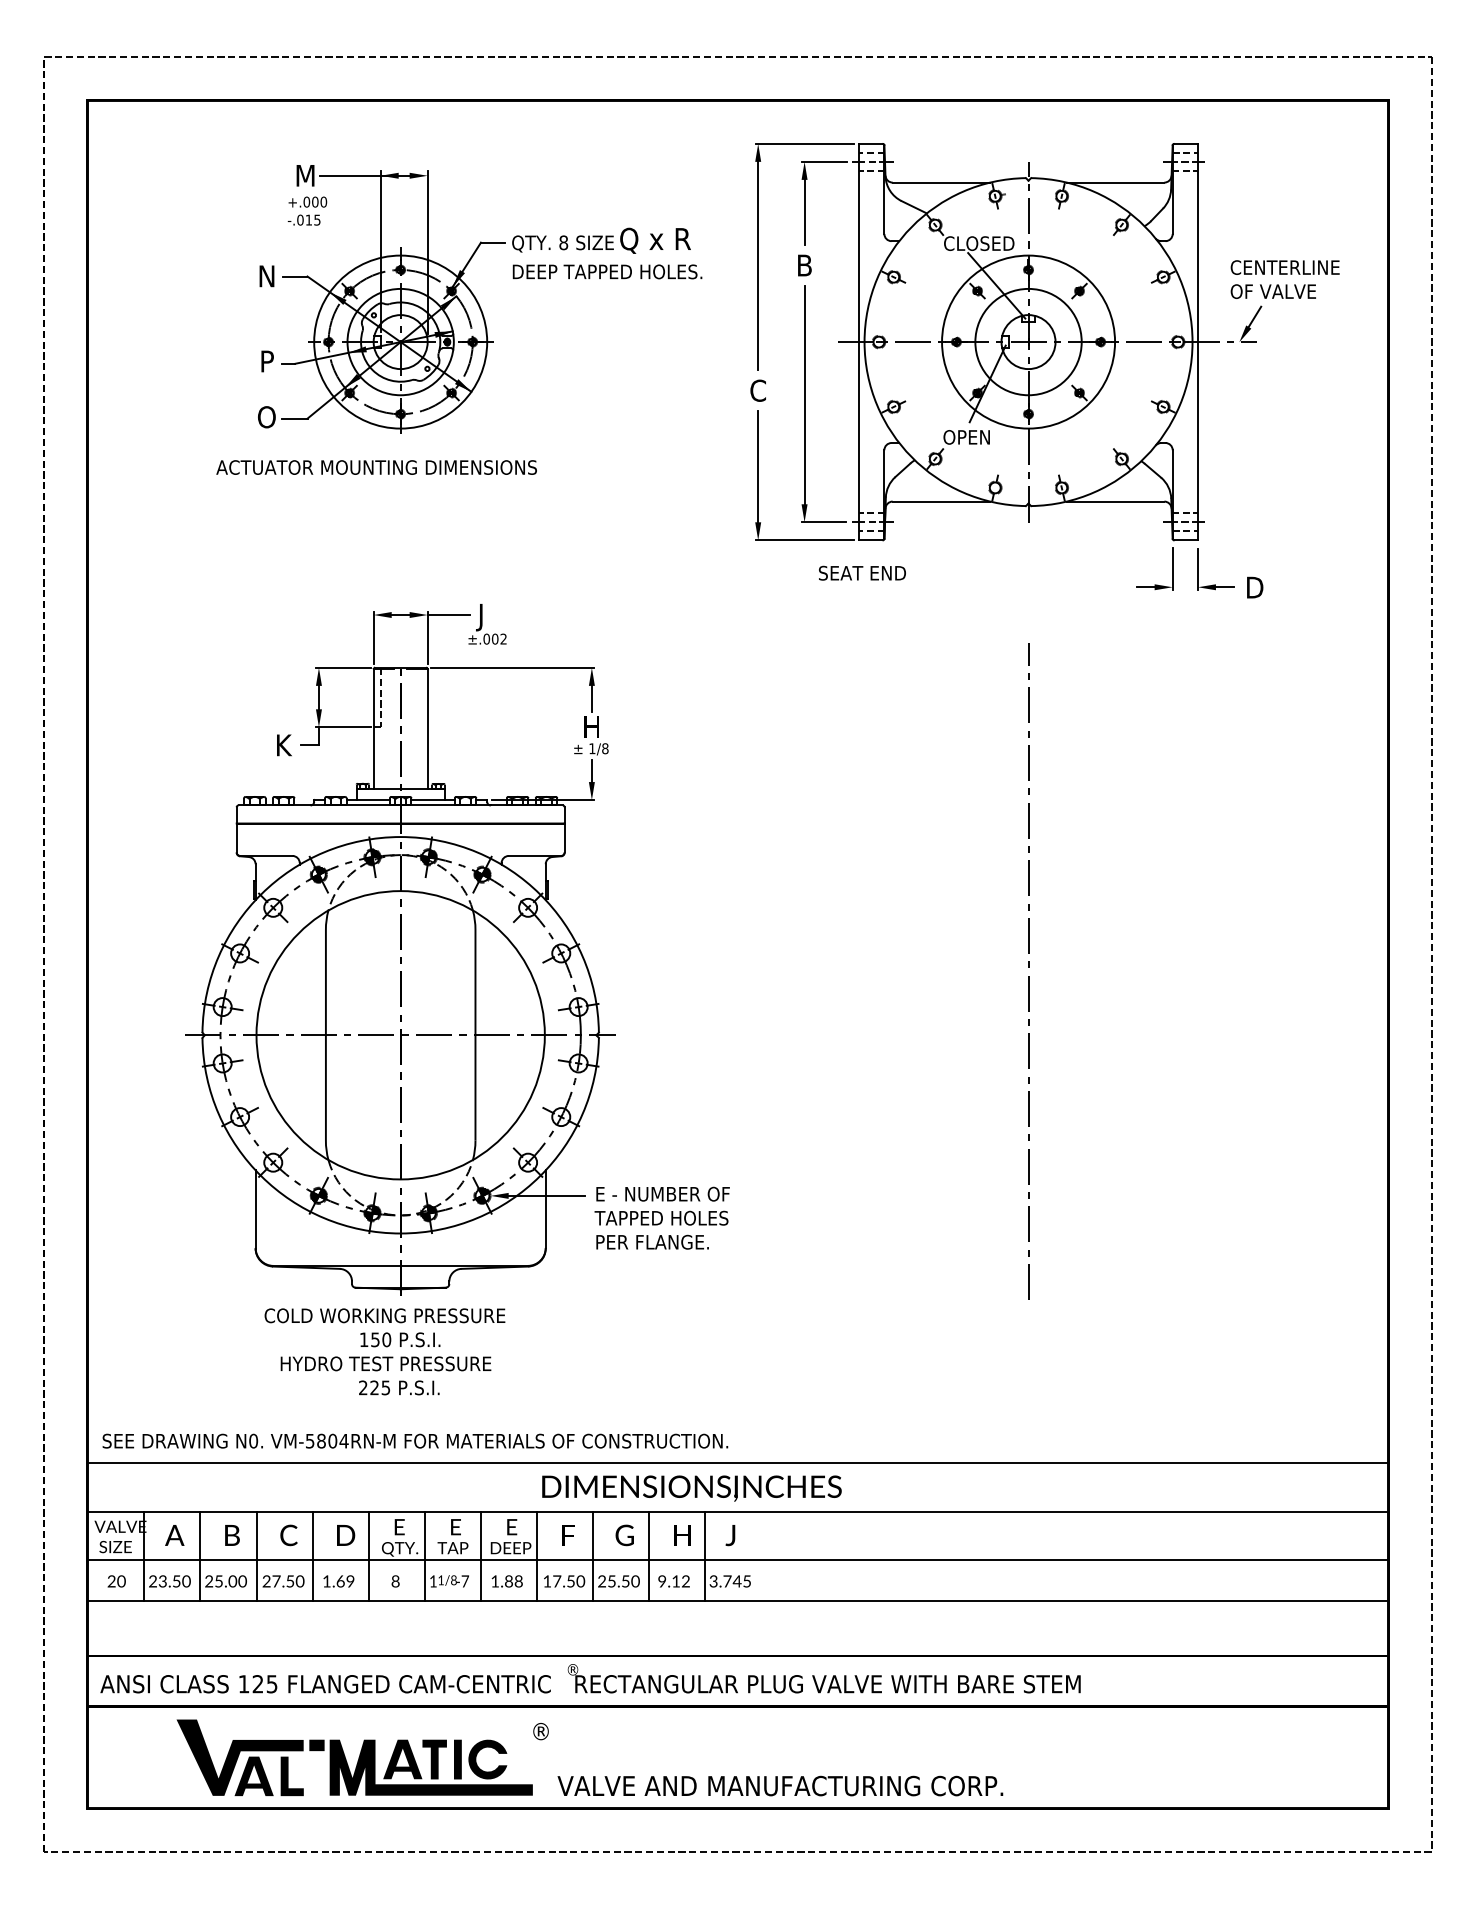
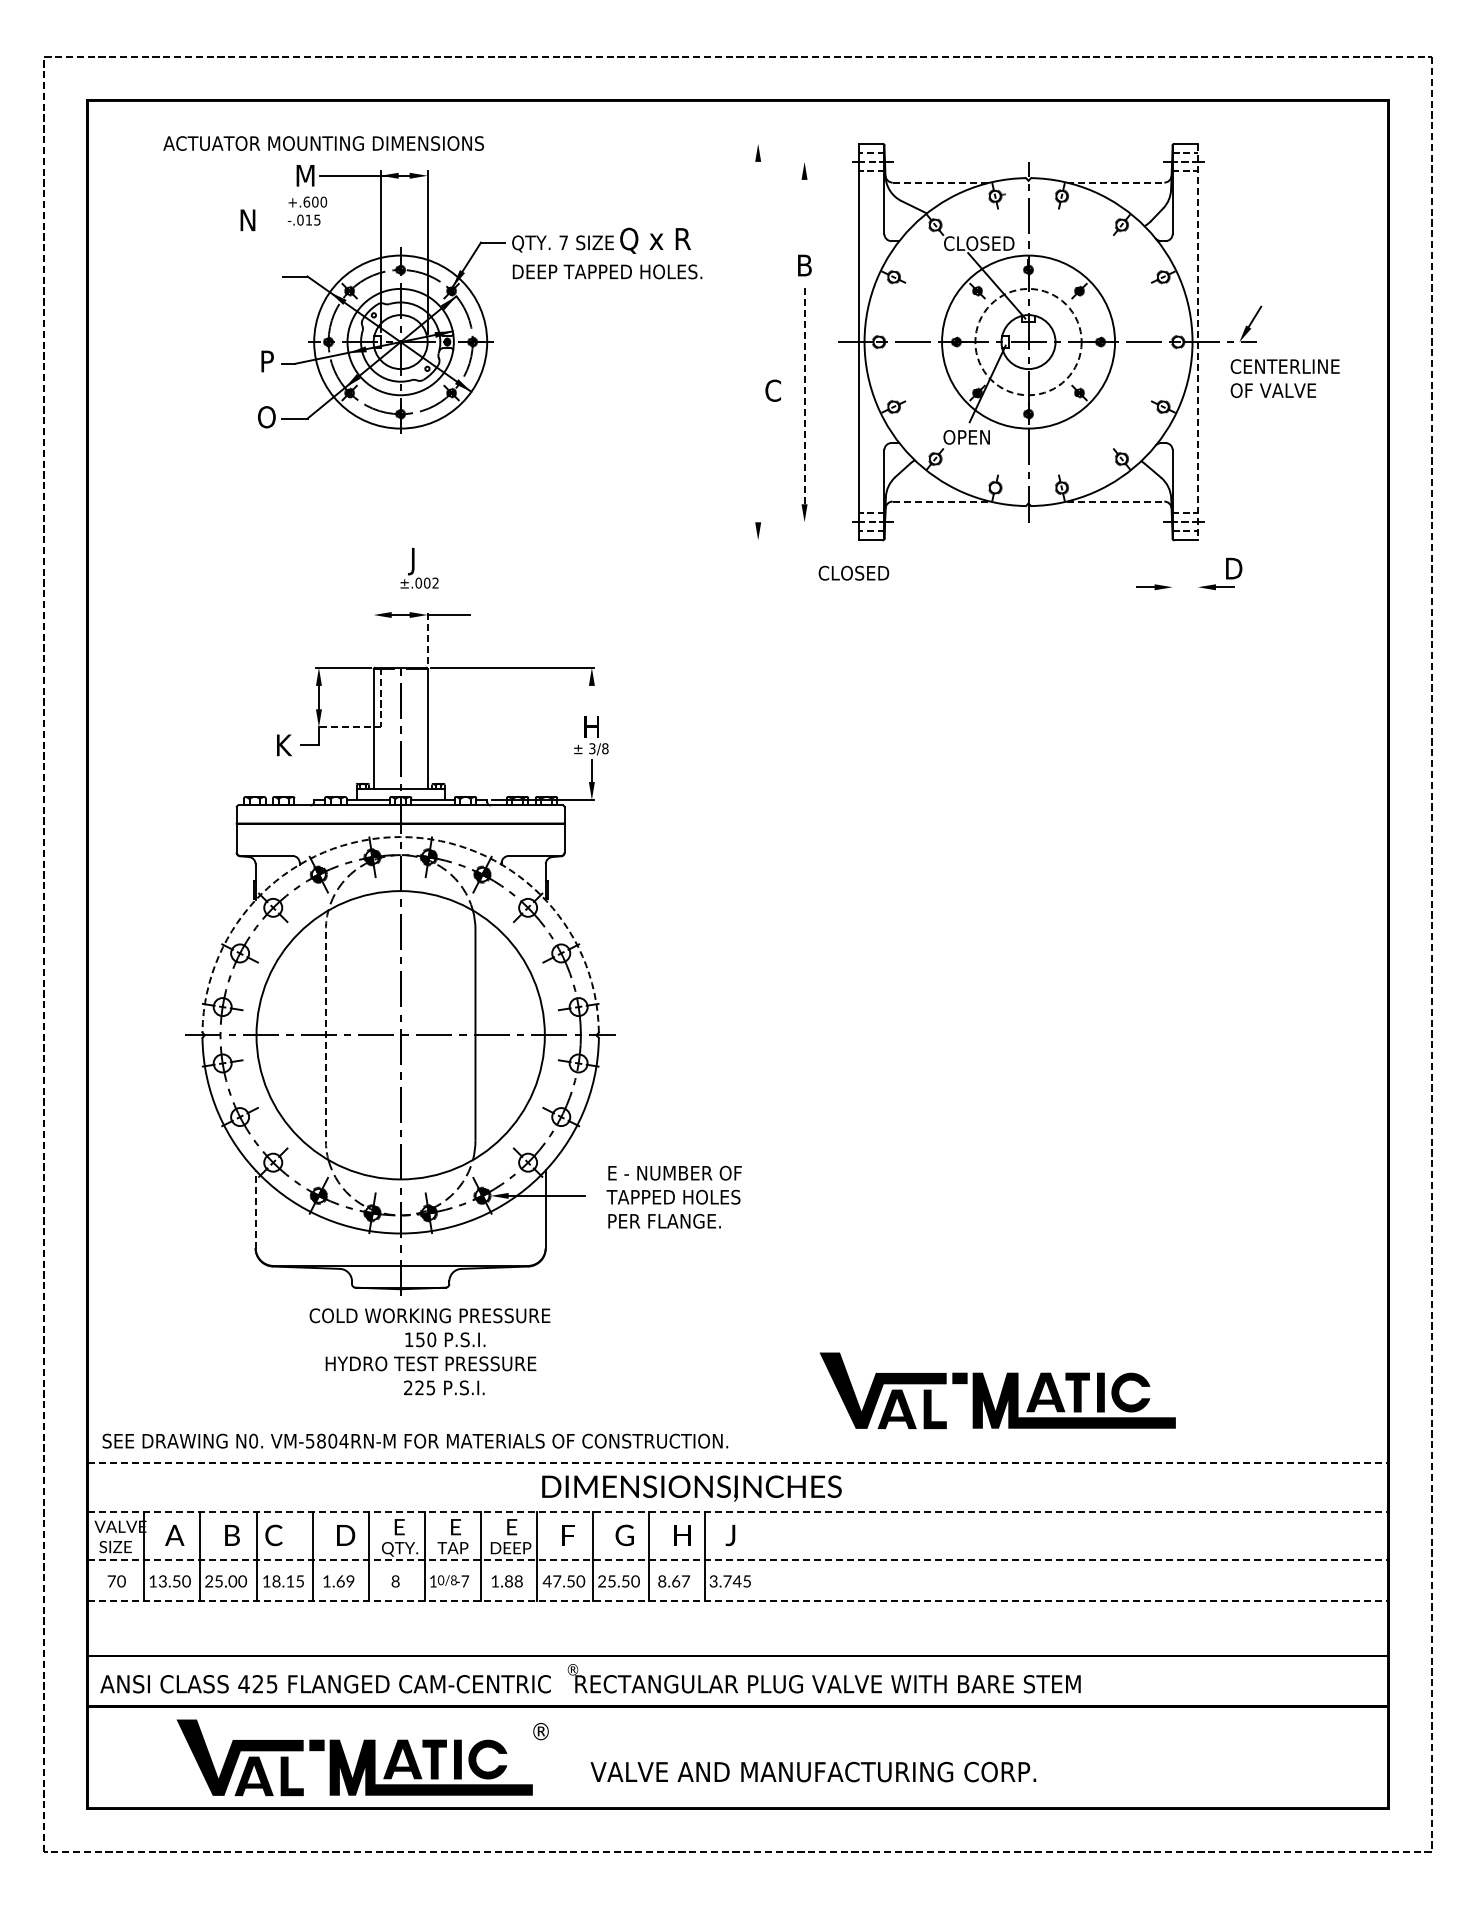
line: present -> none (804, 143)
line: present -> none (823, 161)
line: solid -> dashed (941, 182)
line: solid -> dashed (1115, 182)
text: +.000 -> +.600 (306, 201)
line: present -> none (804, 211)
text: 8 -> 7 (563, 242)
line: present -> none (758, 265)
text position: (266, 276) -> (247, 220) (247, 220)
text position: (1284, 279) -> (1284, 378) (1284, 378)
circle: solid -> dashed (1028, 341)
line: solid -> dashed (1197, 342)
text position: (757, 390) -> (772, 390) (772, 390)
line: solid -> dashed (804, 394)
line: present -> none (758, 466)
text position: (376, 467) -> (323, 143) (323, 143)
line: solid -> dashed (941, 501)
line: solid -> dashed (1115, 501)
line: present -> none (823, 522)
line: present -> none (804, 540)
line: present -> none (1172, 568)
line: present -> none (1197, 568)
text: SEAT END -> CLOSED (861, 572)
text position: (1255, 587) -> (1234, 568) (1234, 568)
text position: (487, 624) -> (419, 568) (419, 568)
line: present -> none (373, 637)
line: solid -> dashed (427, 638)
line: present -> none (591, 698)
line: solid -> dashed (342, 727)
text: 1/8 -> 3/8 (592, 748)
arc: solid -> dashed (400, 837)
line: present -> none (1028, 967)
line: solid -> dashed (325, 1035)
line: solid -> dashed (255, 1208)
text position: (661, 1217) -> (673, 1196) (673, 1196)
text position: (384, 1351) -> (429, 1351) (429, 1351)
part: none -> present (997, 1390)
line: solid -> dashed (738, 1463)
line: solid -> dashed (738, 1511)
text position: (288, 1535) -> (273, 1535) (273, 1535)
line: solid -> dashed (738, 1560)
text: 1/8 -> 0/8 (440, 1580)
text: 20 -> 70 (111, 1581)
text: 23.50 -> 13.50 (152, 1581)
text: 27.50 -> 18.15 (283, 1581)
text: 17.50 -> 47.50 (546, 1581)
text: 9.12 -> 8.67 (674, 1581)
line: solid -> dashed (738, 1600)
text: 125 -> 425 (243, 1684)
text position: (780, 1785) -> (813, 1771) (813, 1771)
